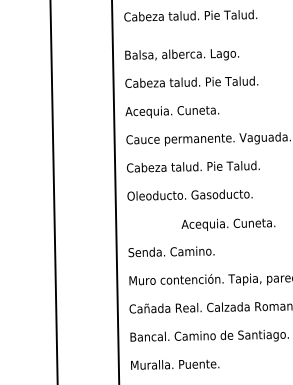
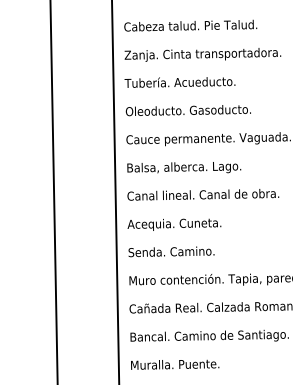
text position: (190, 15) -> (190, 25) (190, 25)
text: Balsa, alberca. Lago. -> Zanja. Cinta transportadora. (202, 54)
text: Cabeza talud. Pie Talud. -> Tubería. Acueducto. (191, 81)
text: Acequia. Cuneta. -> Oleoducto. Gasoducto. (187, 111)
text: Cabeza talud. Pie Talud. -> Balsa, alberca. Lago. (193, 166)
text: Oleoducto. Gasoducto. -> Canal lineal. Canal de obra. (205, 194)
text position: (228, 224) -> (174, 224) (174, 224)
